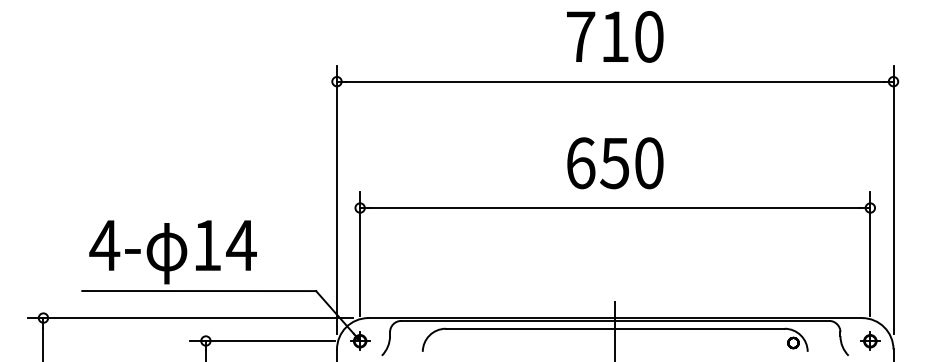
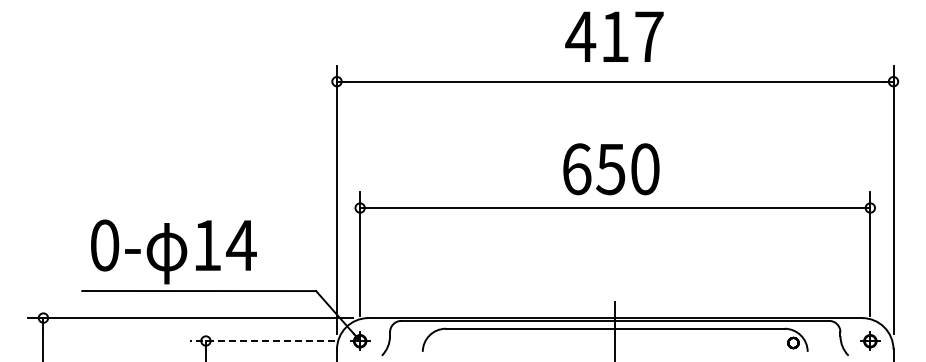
text: 710 -> 417 (614, 36)
text position: (615, 163) -> (611, 169) (611, 169)
text: 4- -> 0- (104, 245)
line: solid -> dashed (262, 341)
